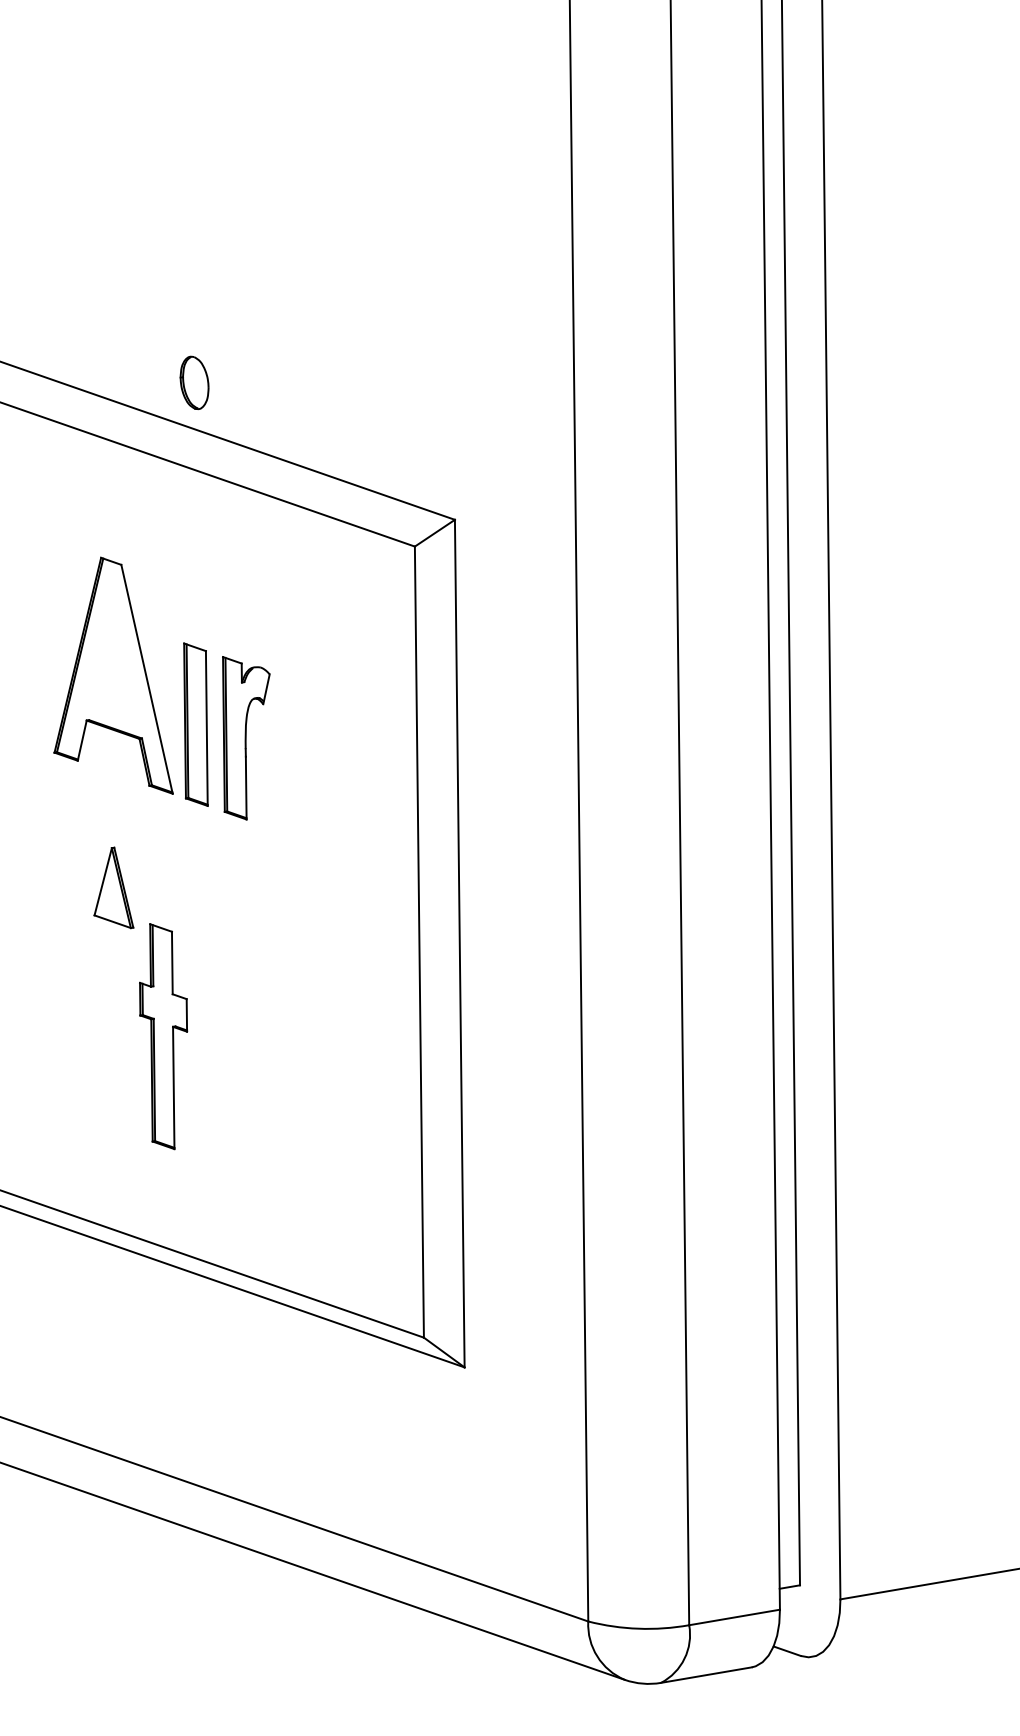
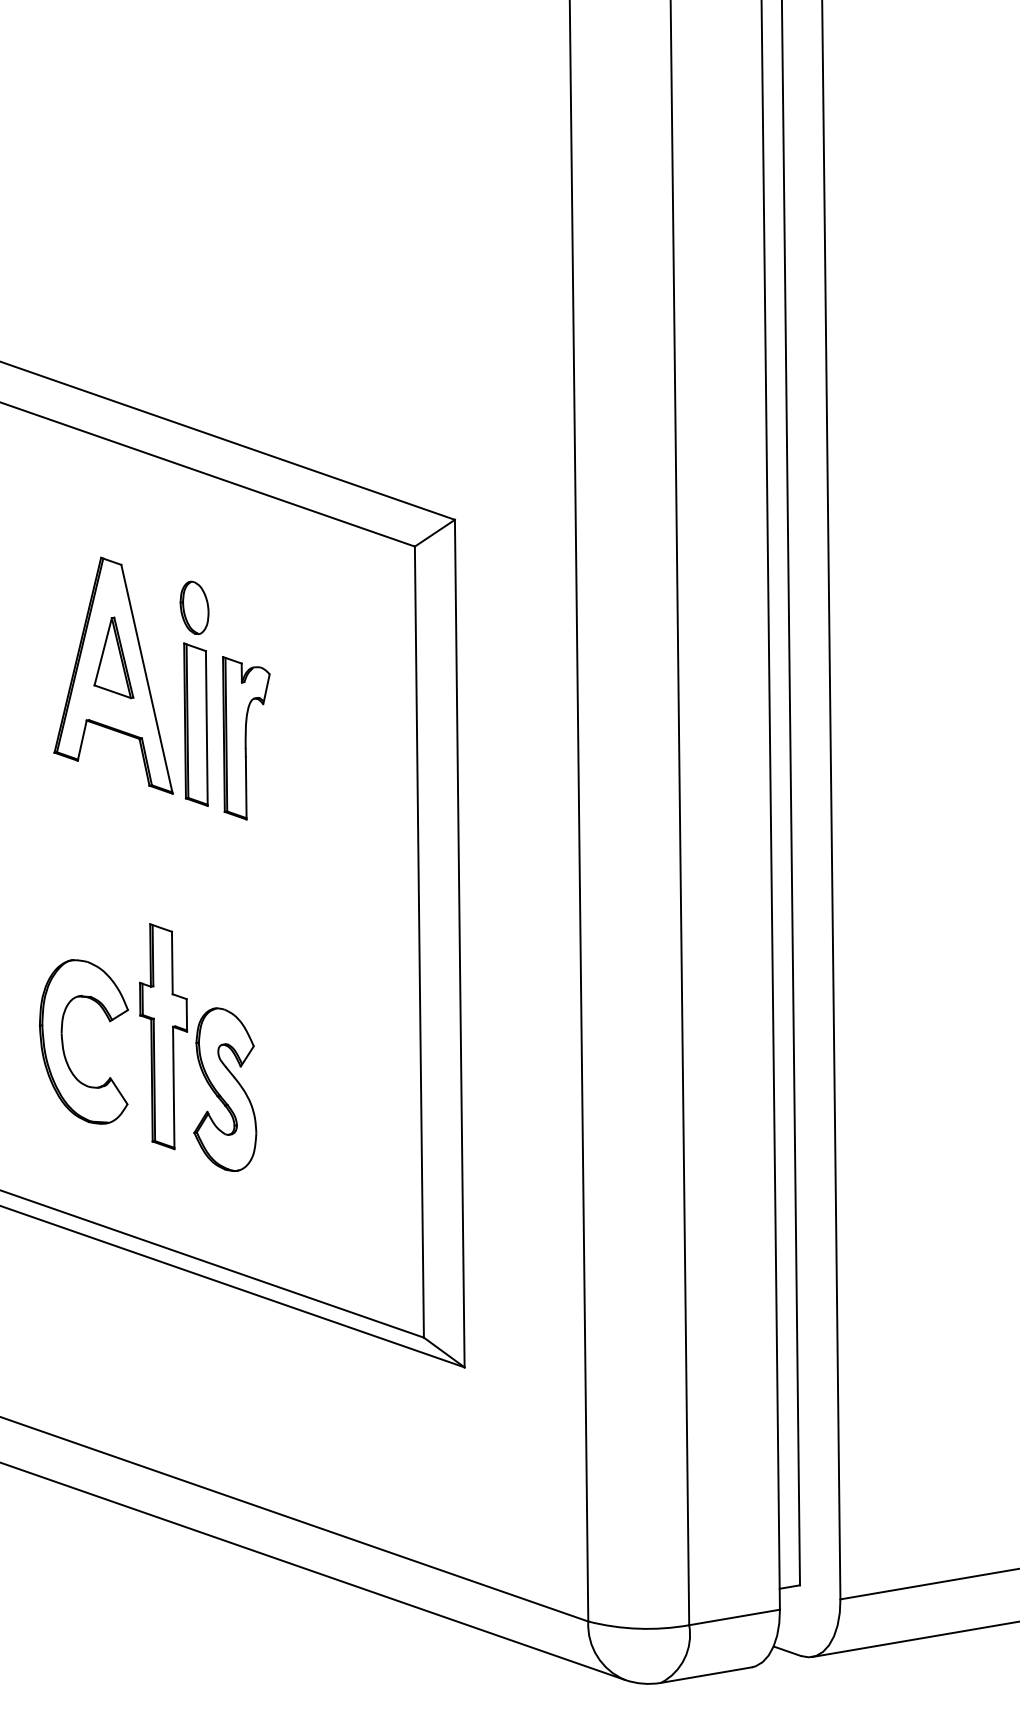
part position: (194, 382) -> (194, 607) (194, 607)
part position: (113, 887) -> (113, 657) (113, 657)
part: none -> present (63, 1041)
part: none -> present (225, 1089)
line: none -> present (914, 1639)
